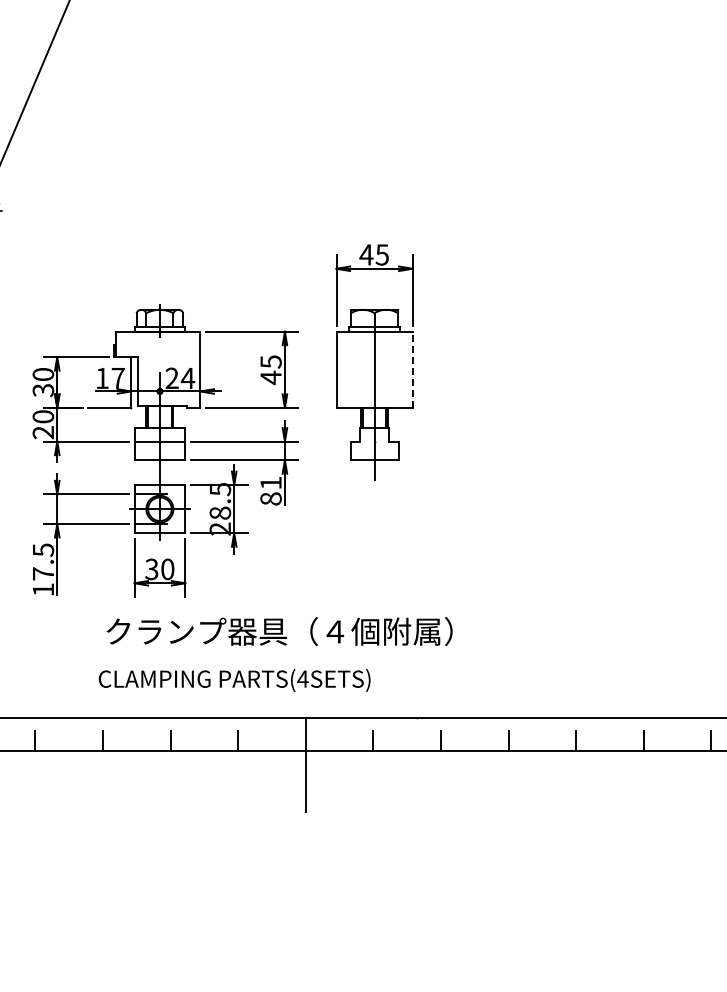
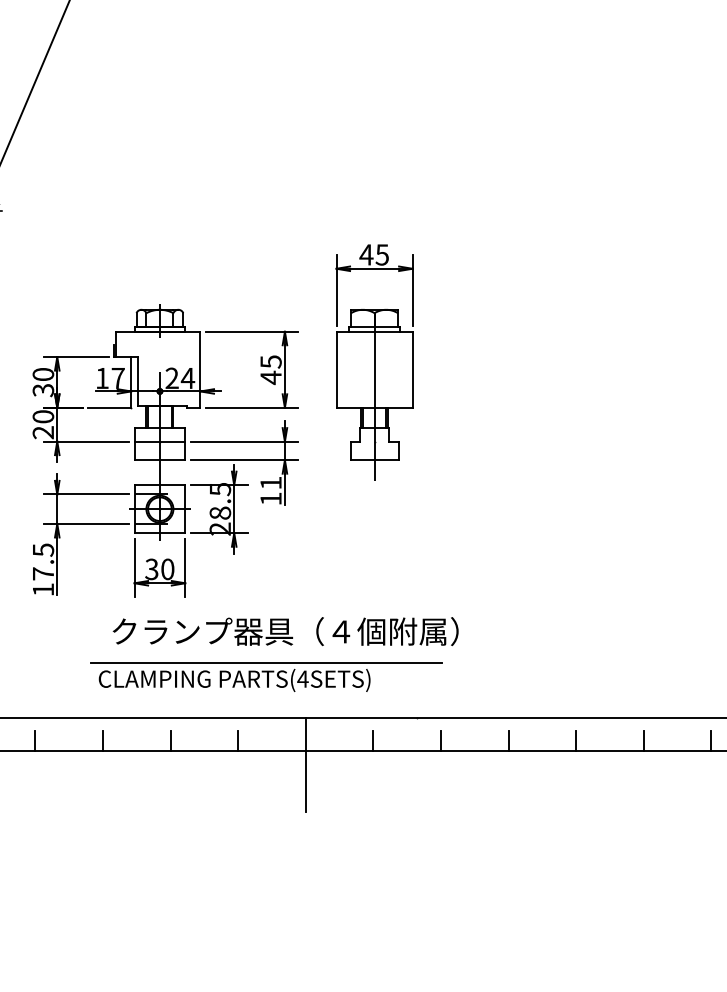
line: dashed -> solid (412, 369)
text: 81 -> 11 (270, 498)
text position: (279, 631) -> (285, 631) (285, 631)
line: none -> present (266, 663)
